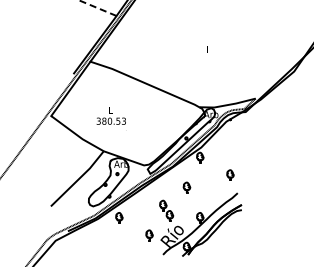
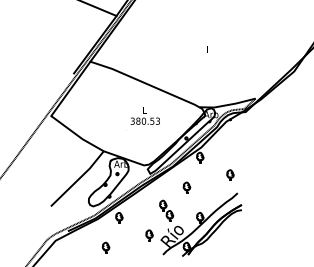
line: dashed -> solid (97, 7)
text position: (110, 115) -> (144, 115) (144, 115)
part: none -> present (105, 247)
